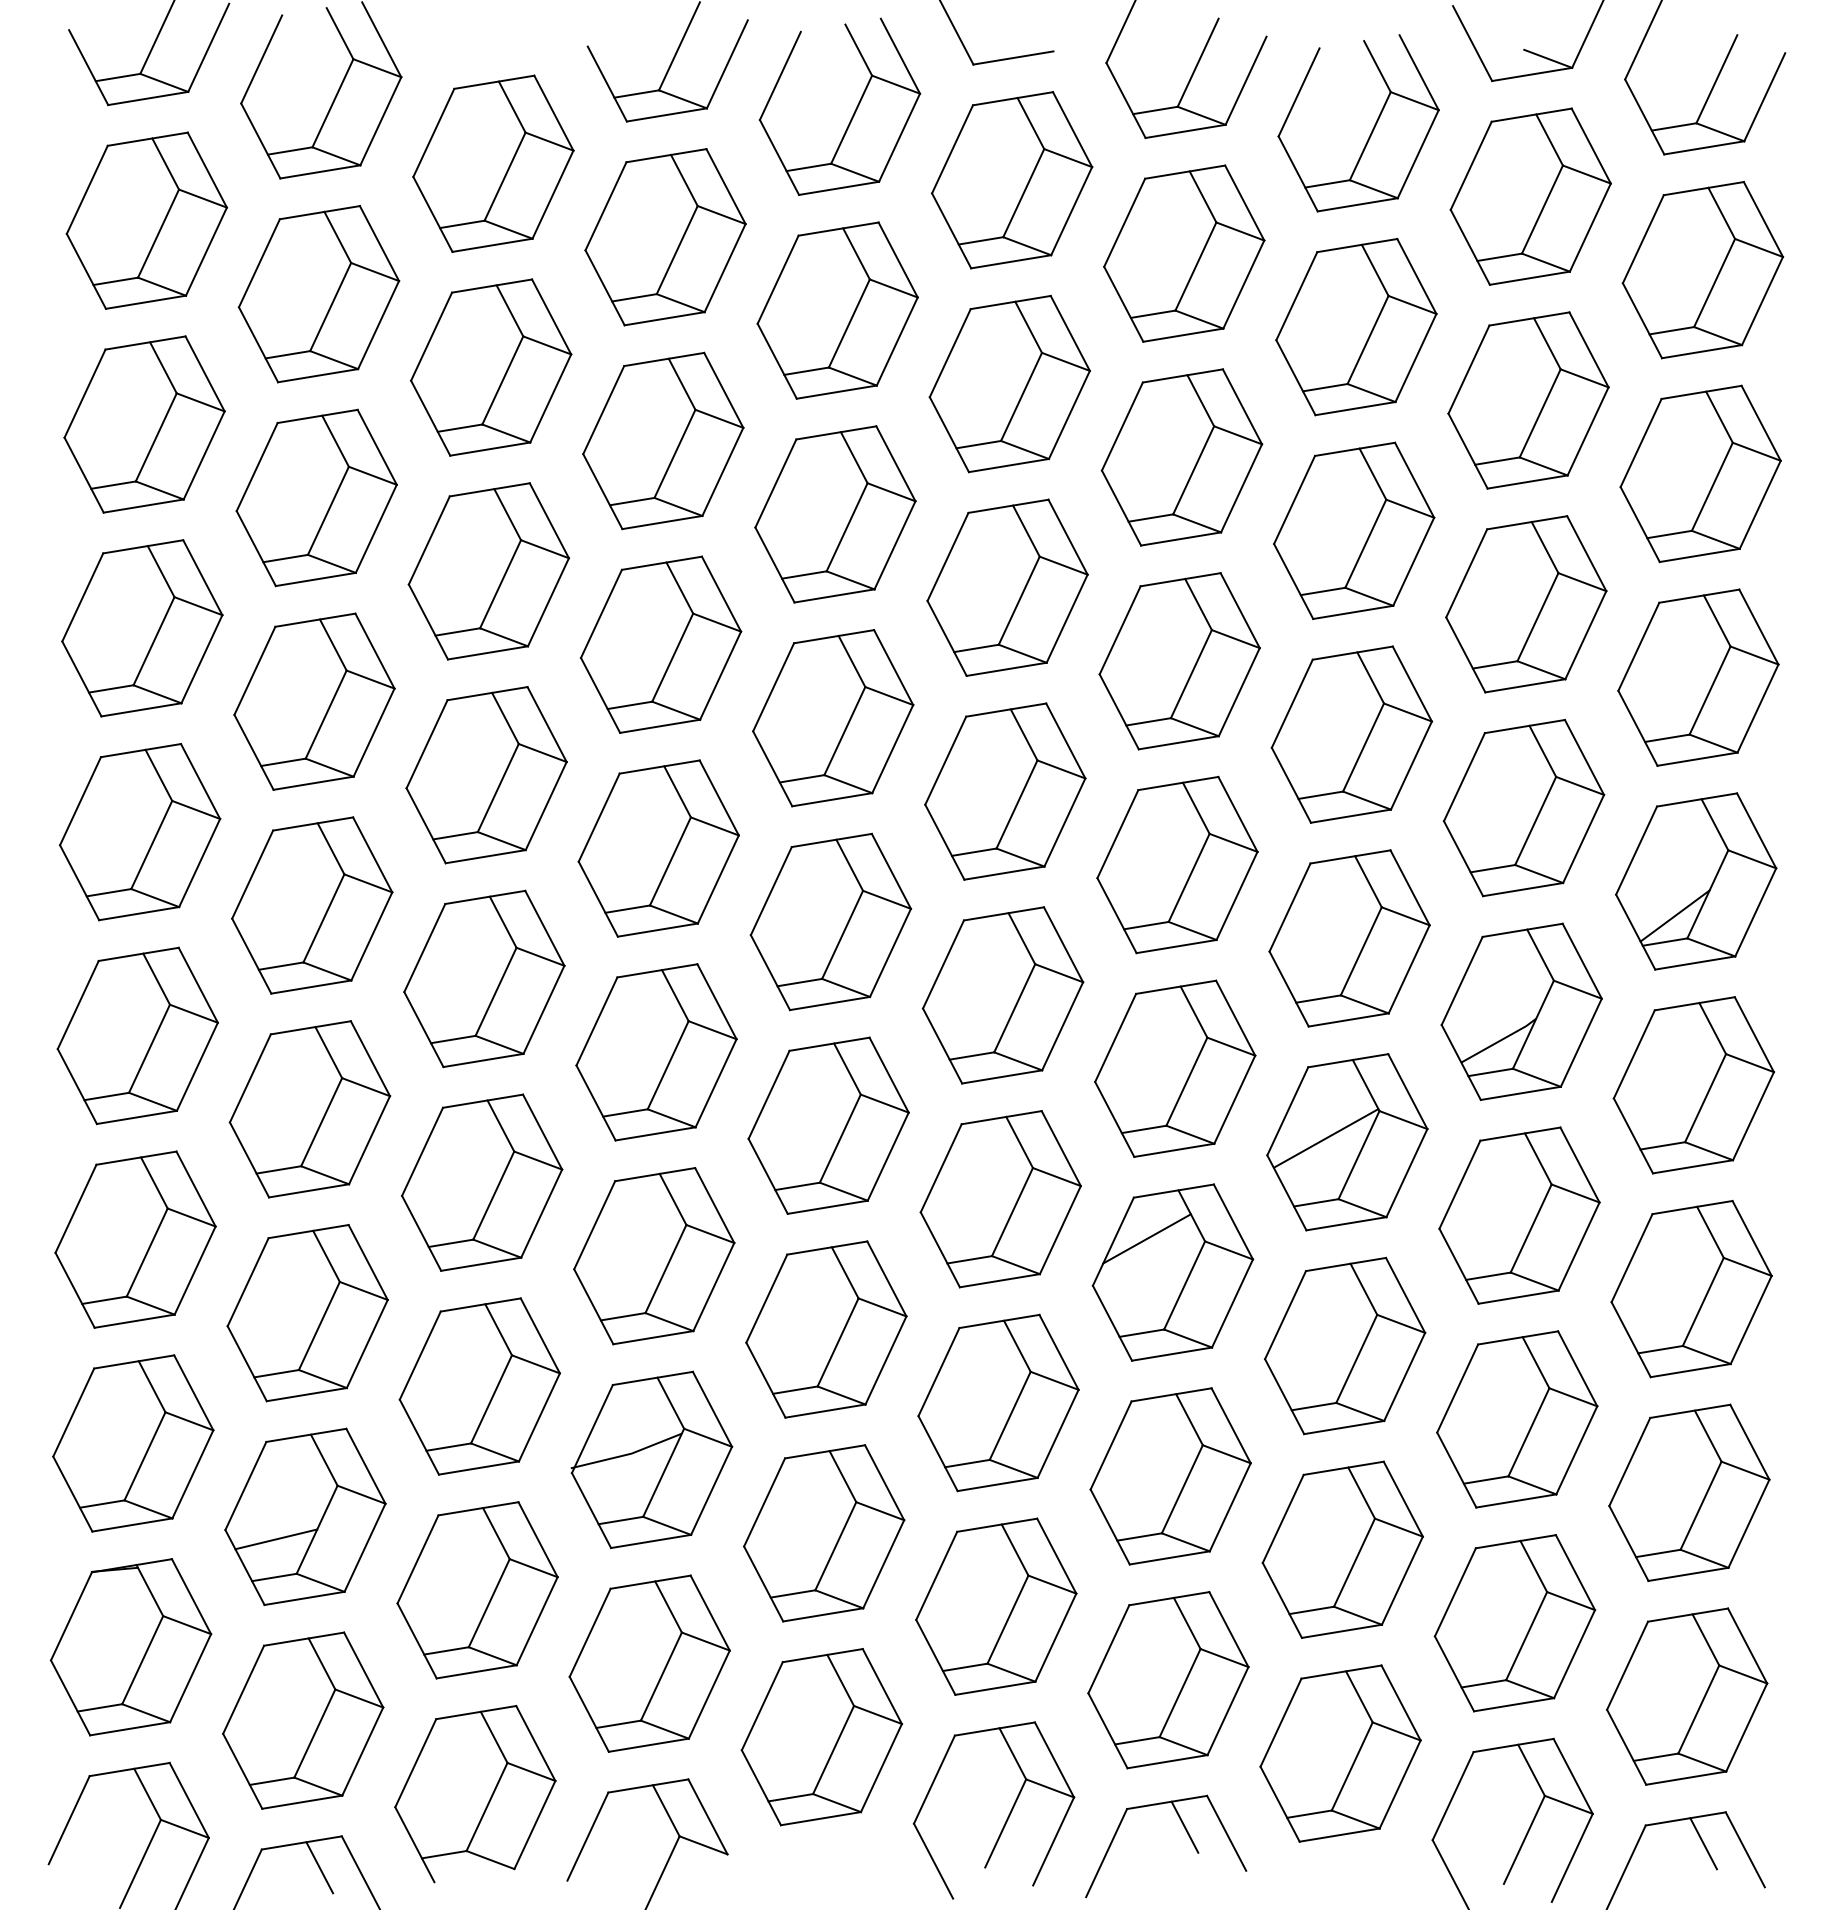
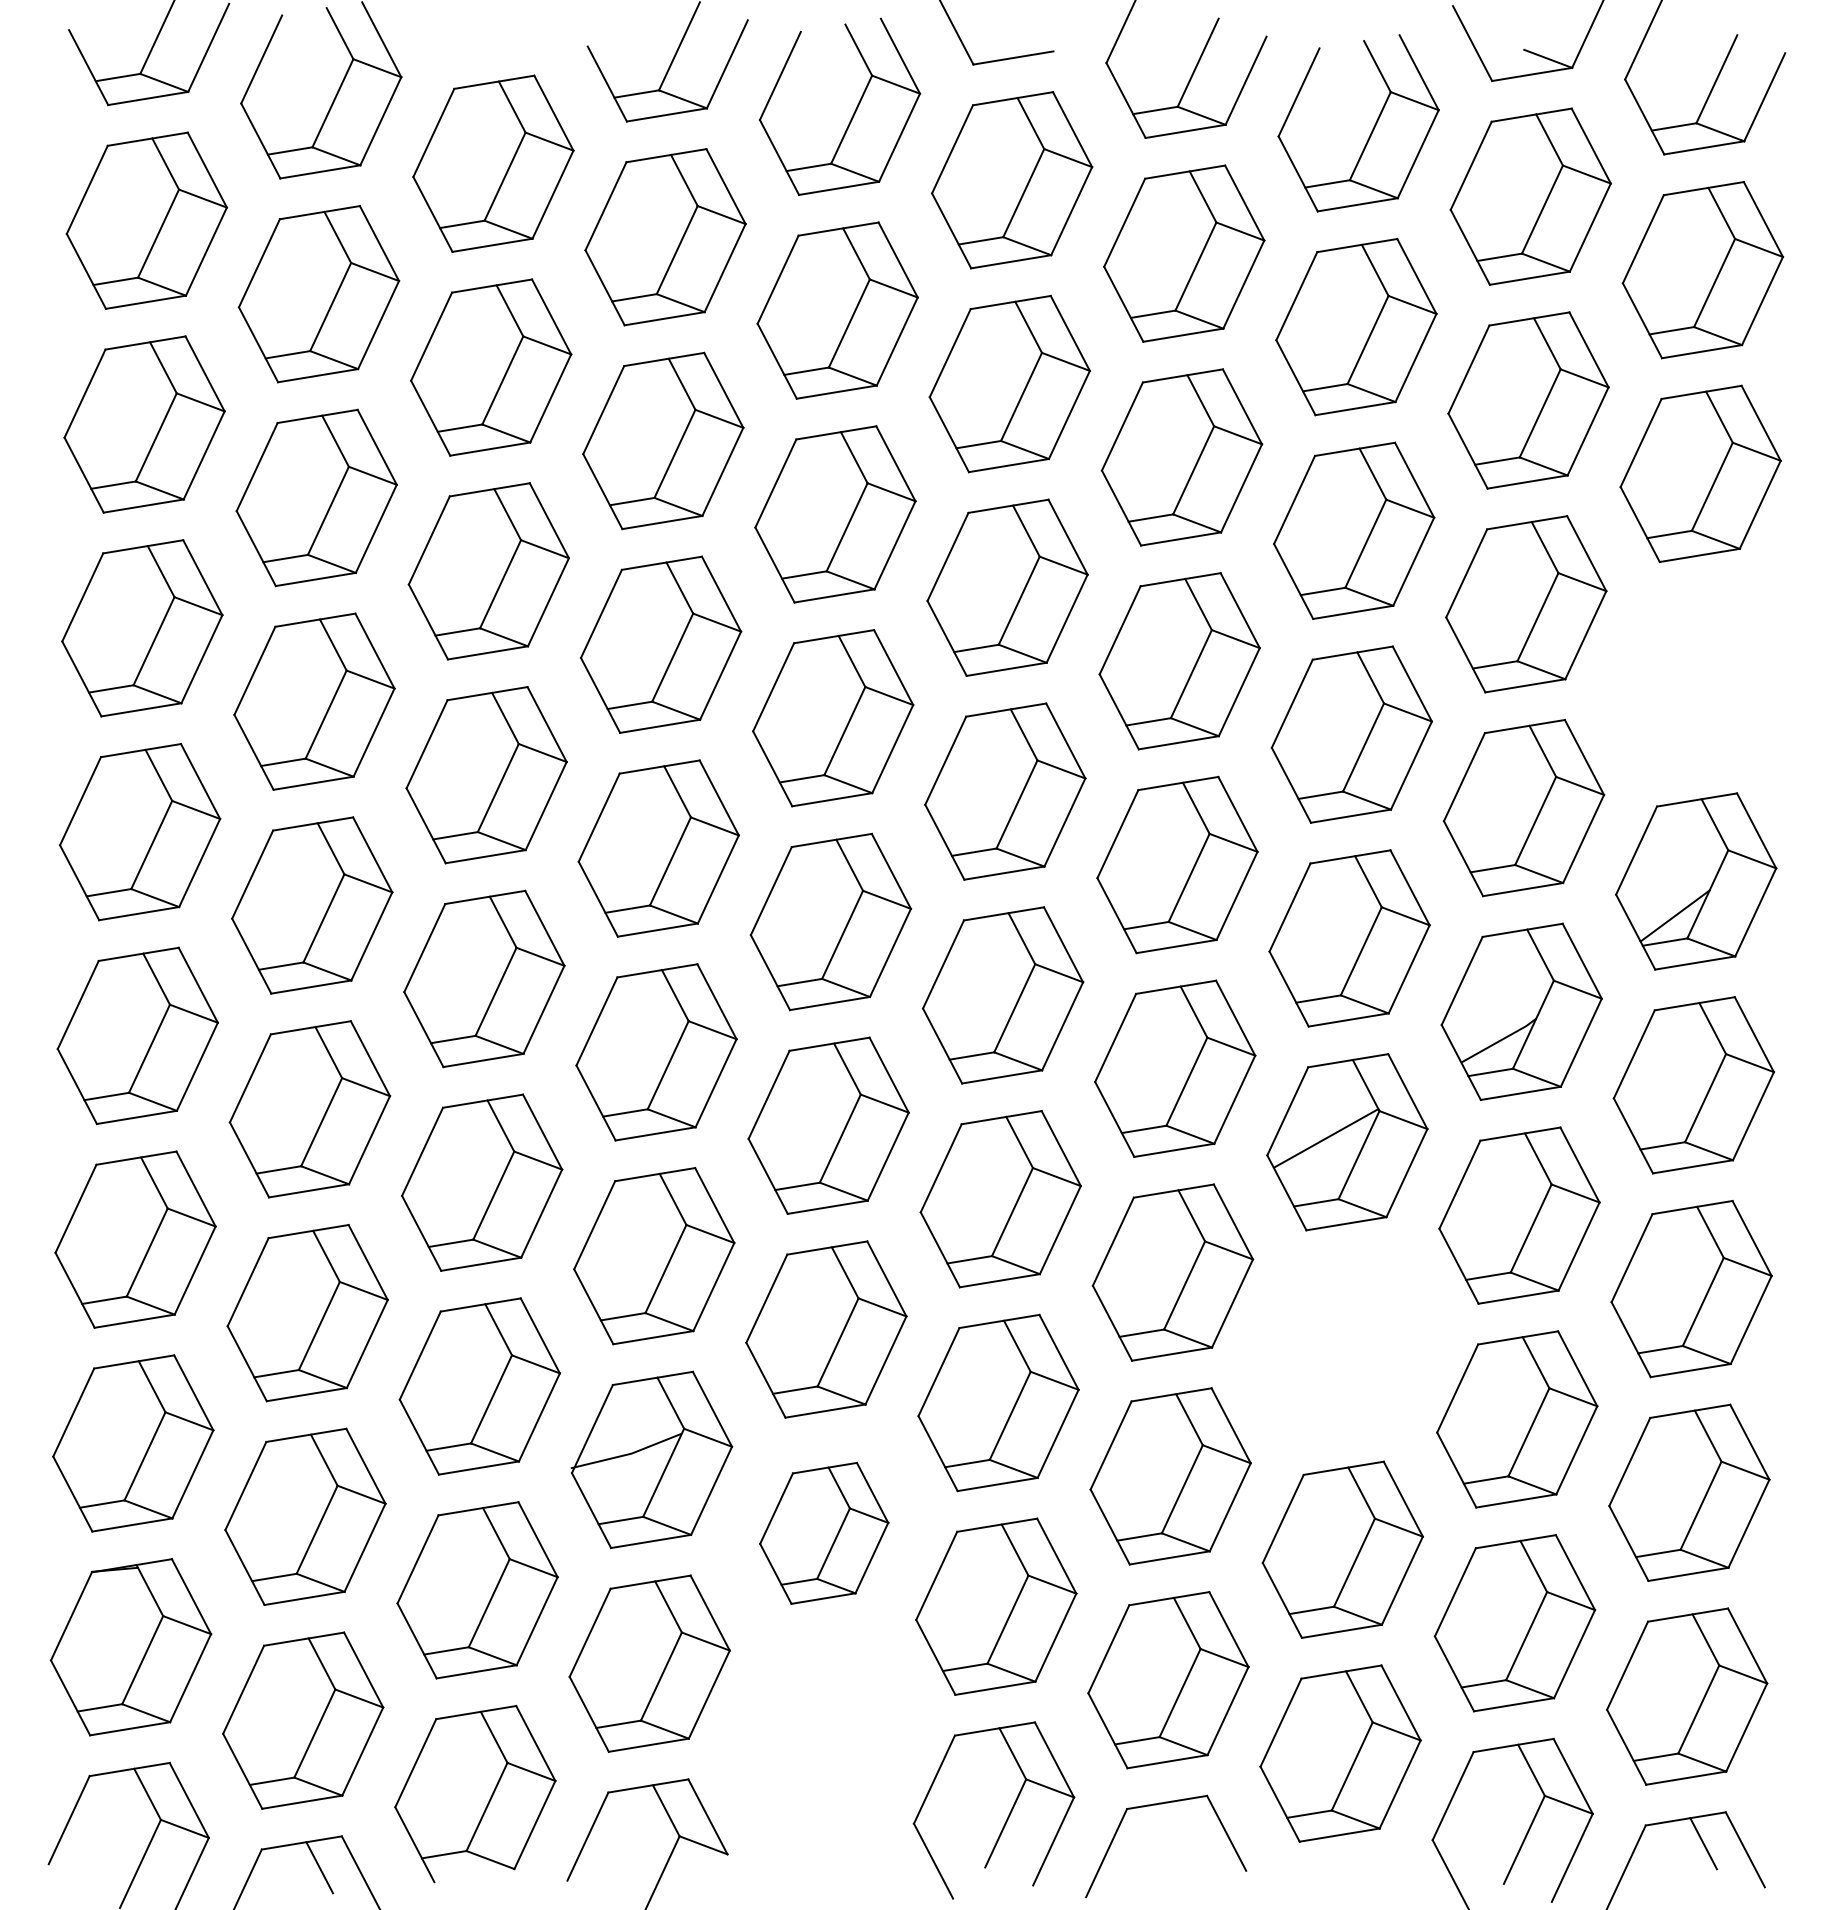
part: present -> none (1698, 677)
line: present -> none (1146, 1238)
part: present -> none (1345, 1345)
part size: 163x179 px -> 131x144 px (824, 1532)
line: present -> none (276, 1539)
part: present -> none (821, 1737)
line: present -> none (1184, 1826)
